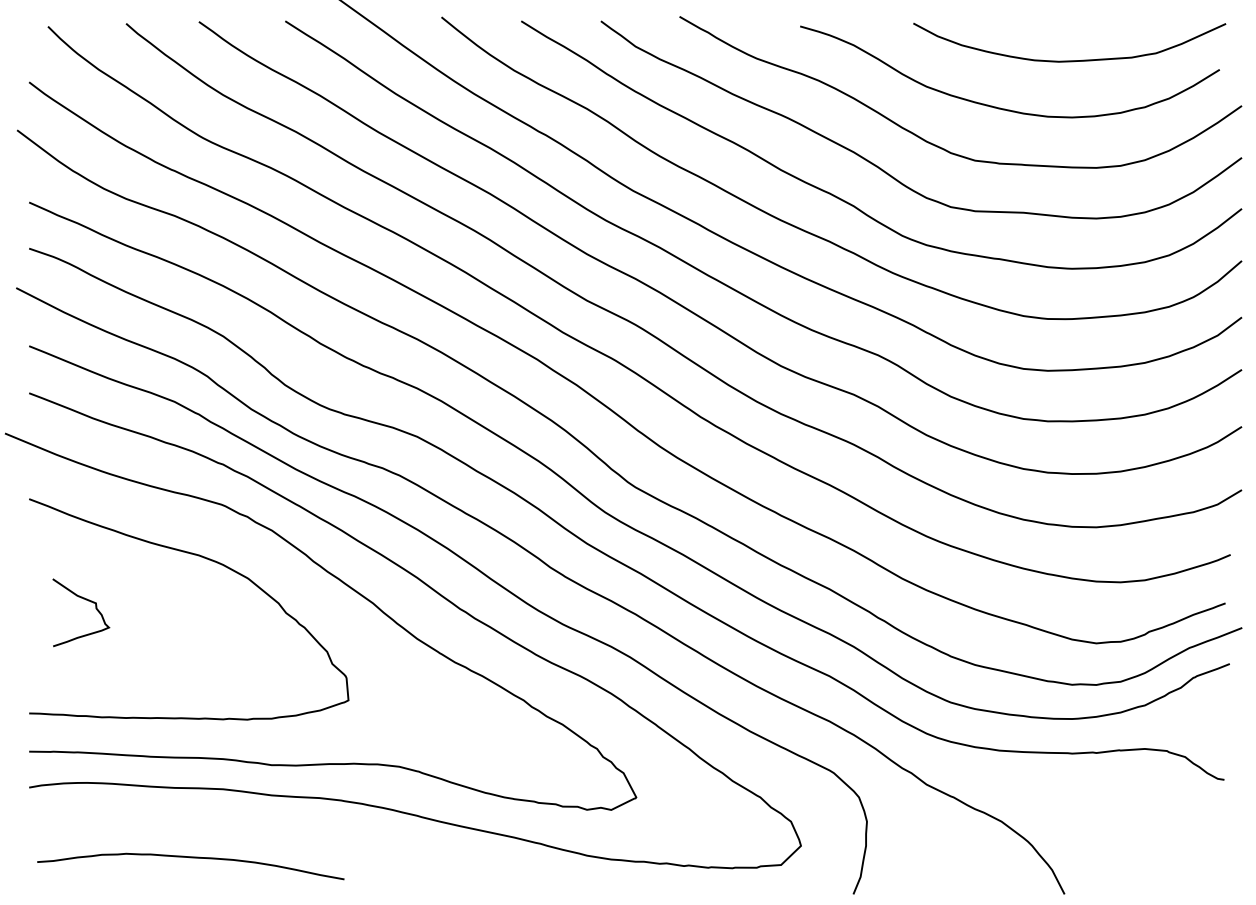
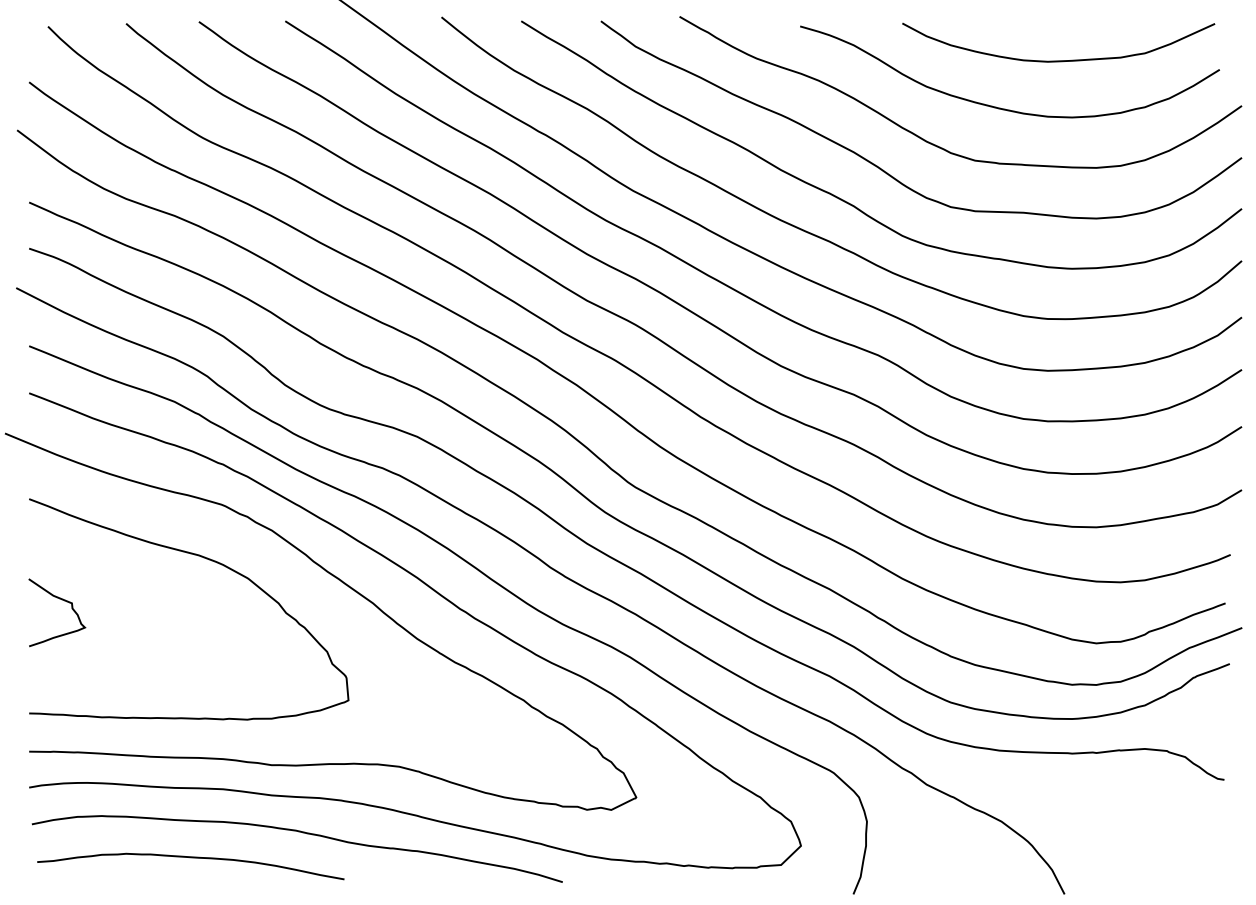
curve position: (1069, 60) -> (1058, 60) (1058, 60)
curve position: (86, 600) -> (62, 600) (62, 600)
curve: none -> present (298, 832)
